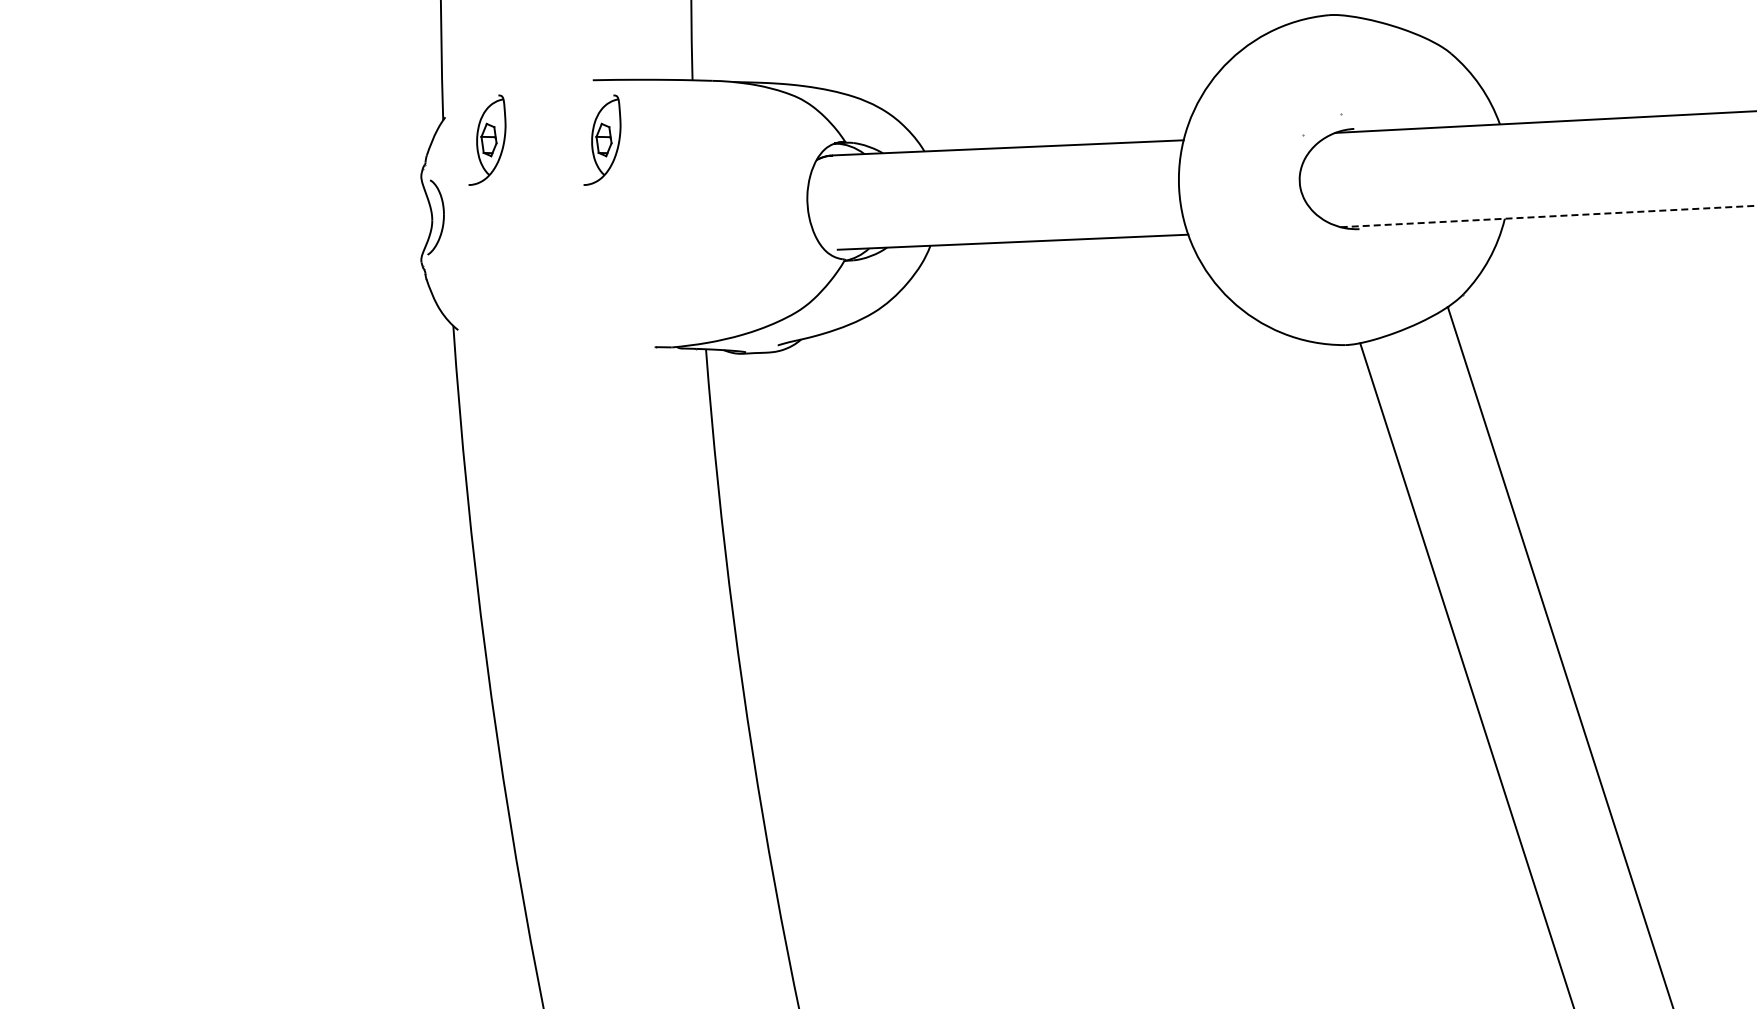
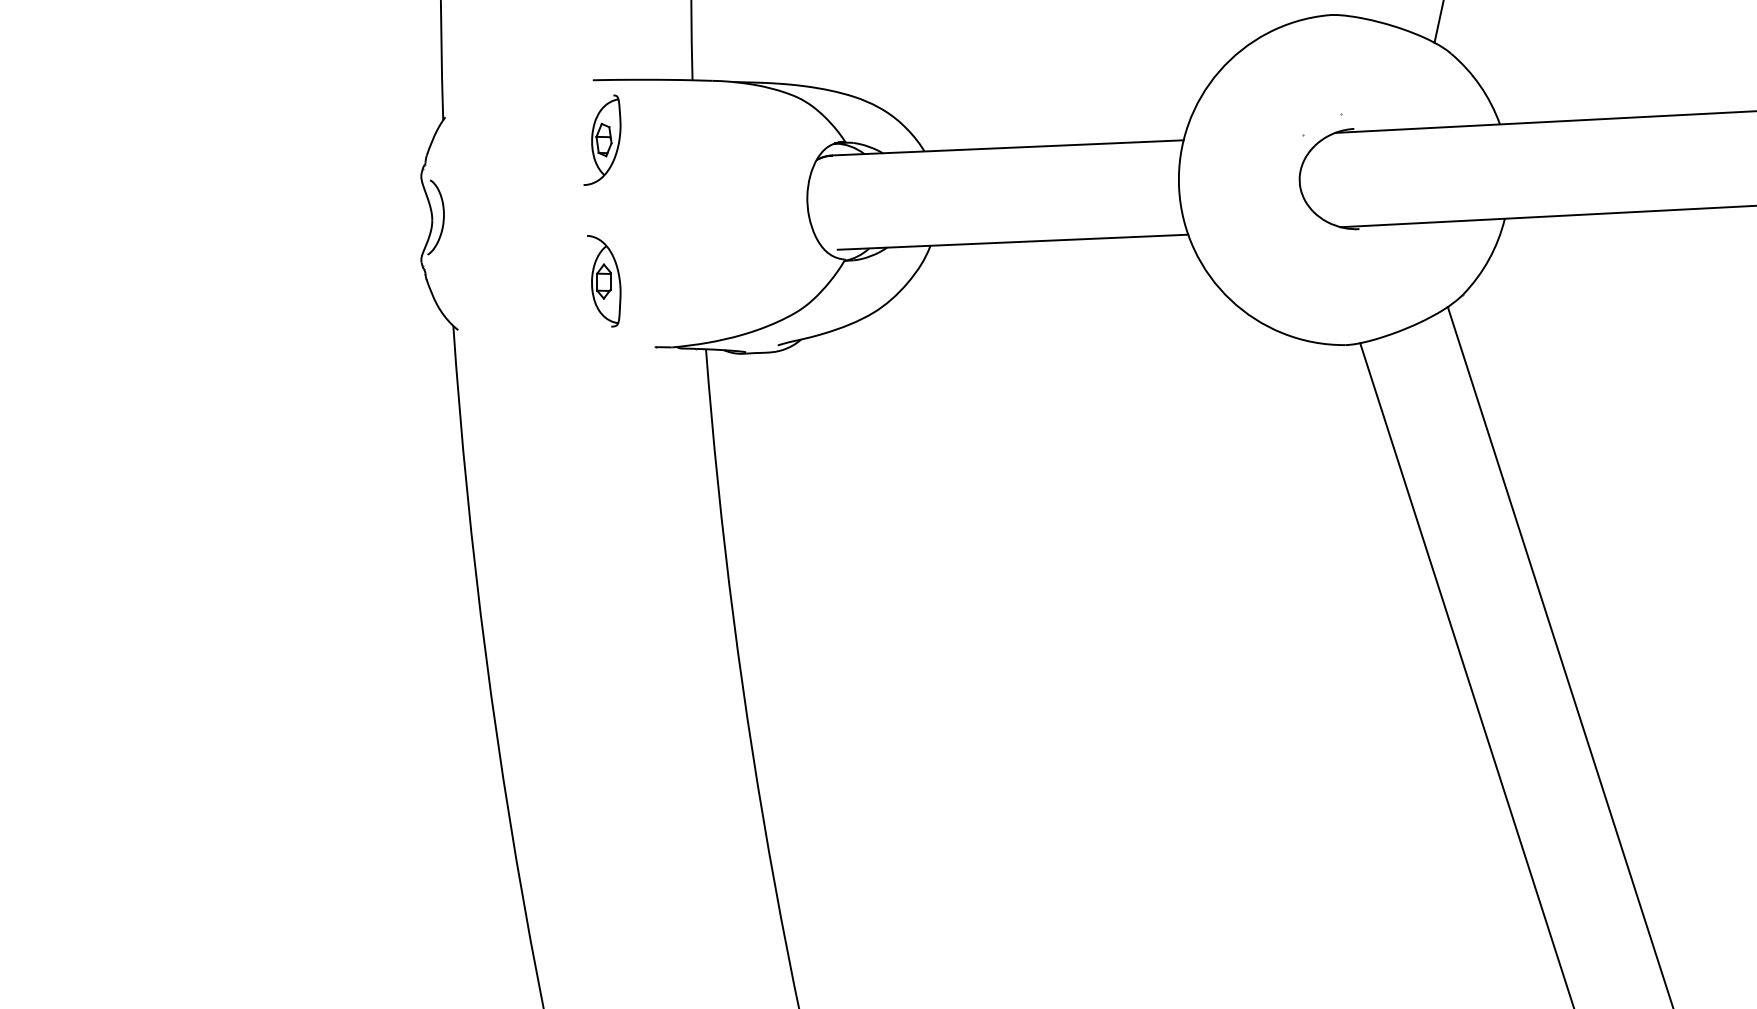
line: none -> present (1438, 22)
part: present -> none (487, 139)
line: dashed -> solid (1549, 216)
part: none -> present (604, 281)
